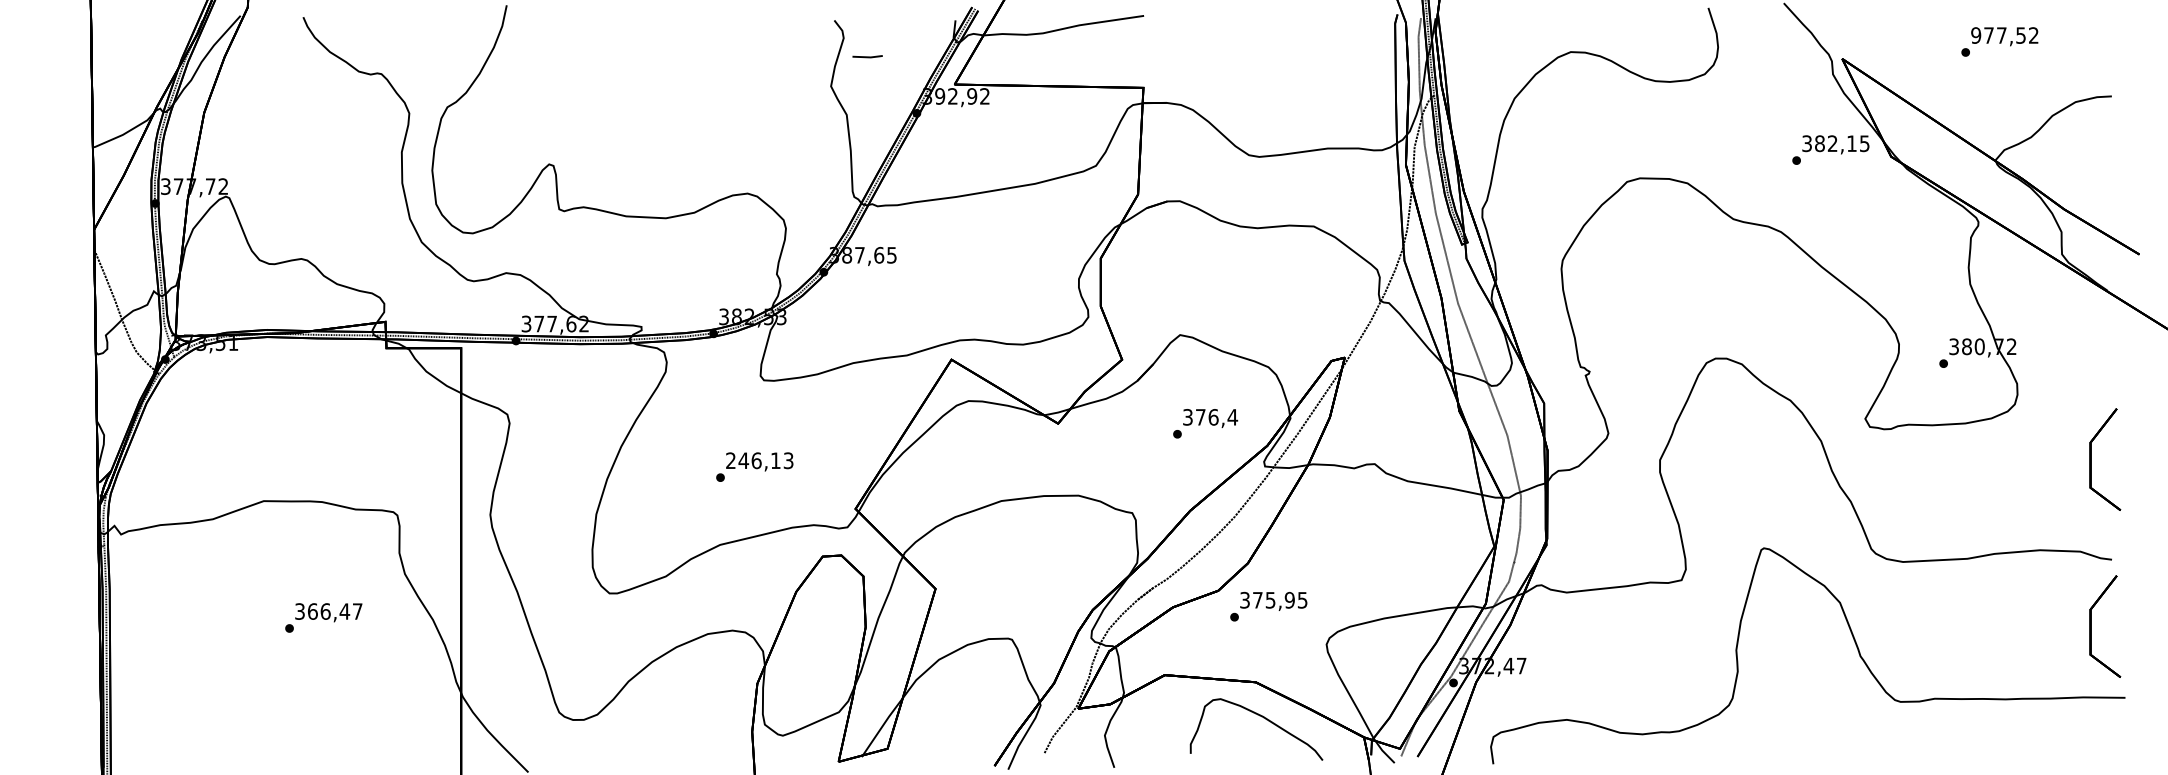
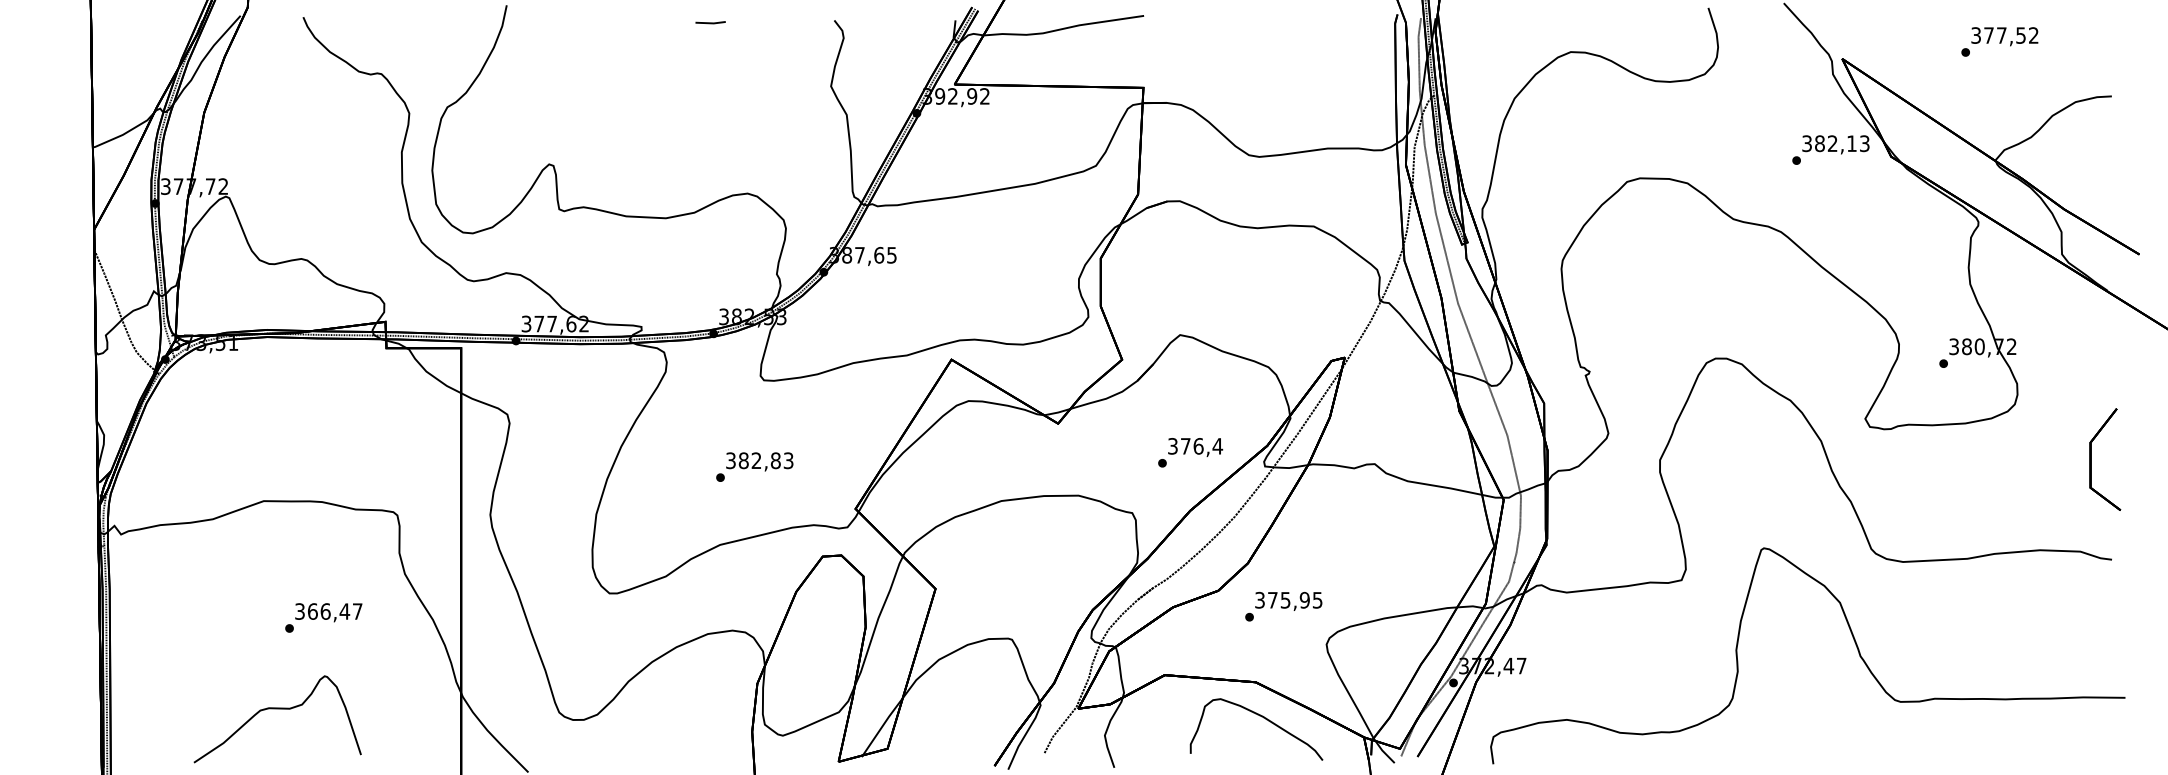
text: 977,52 -> 377,52 (1976, 35)
line position: (867, 56) -> (710, 22) (710, 22)
text: 382,15 -> 382,13 (1864, 143)
text position: (1205, 423) -> (1190, 452) (1190, 452)
text: 246,13 -> 382,83 (753, 460)
text position: (1268, 606) -> (1283, 606) (1283, 606)
part: present -> none (2091, 626)
part: none -> present (277, 709)
